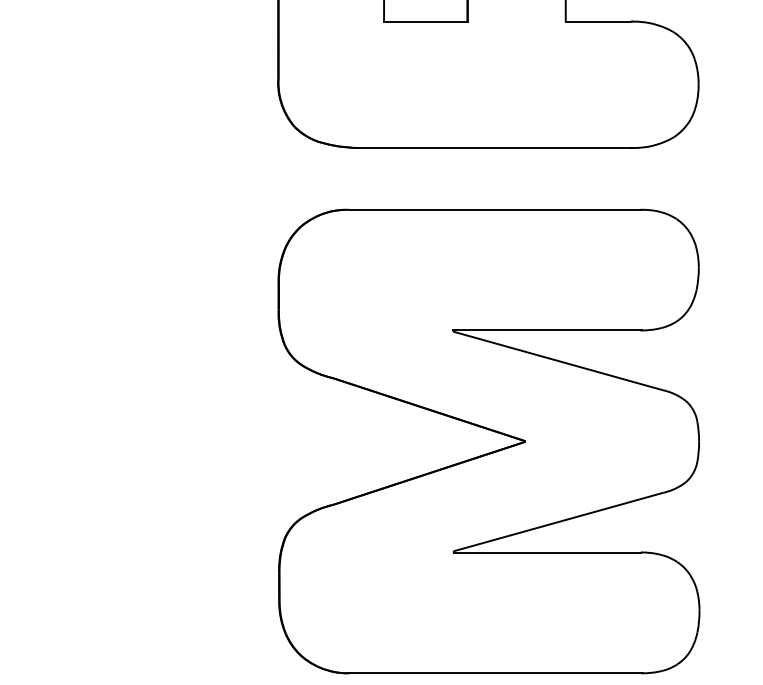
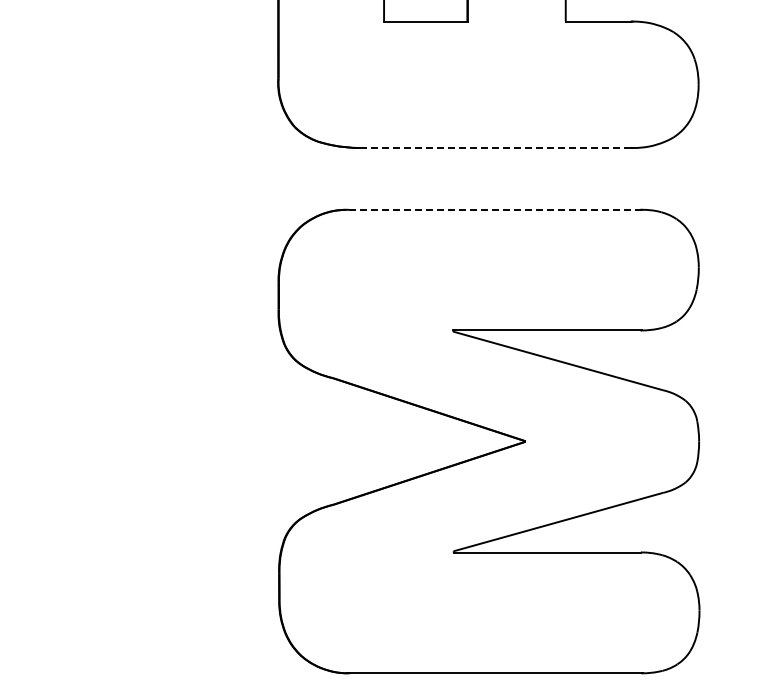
line: solid -> dashed (497, 147)
line: solid -> dashed (495, 209)
